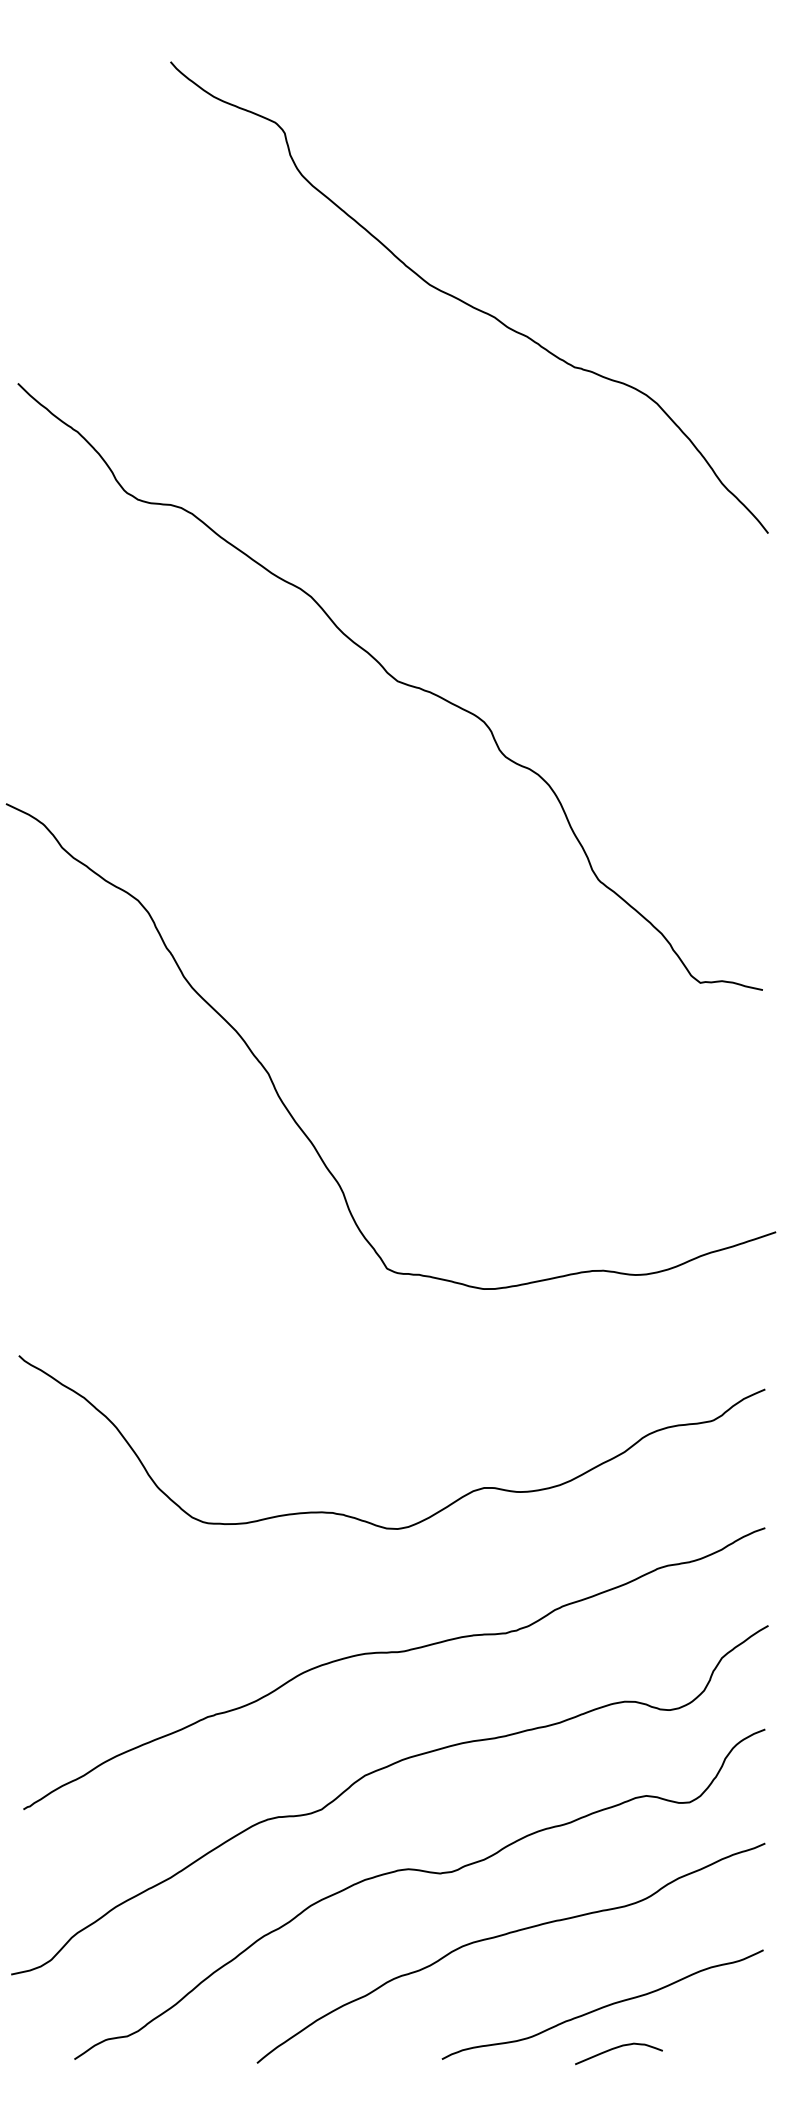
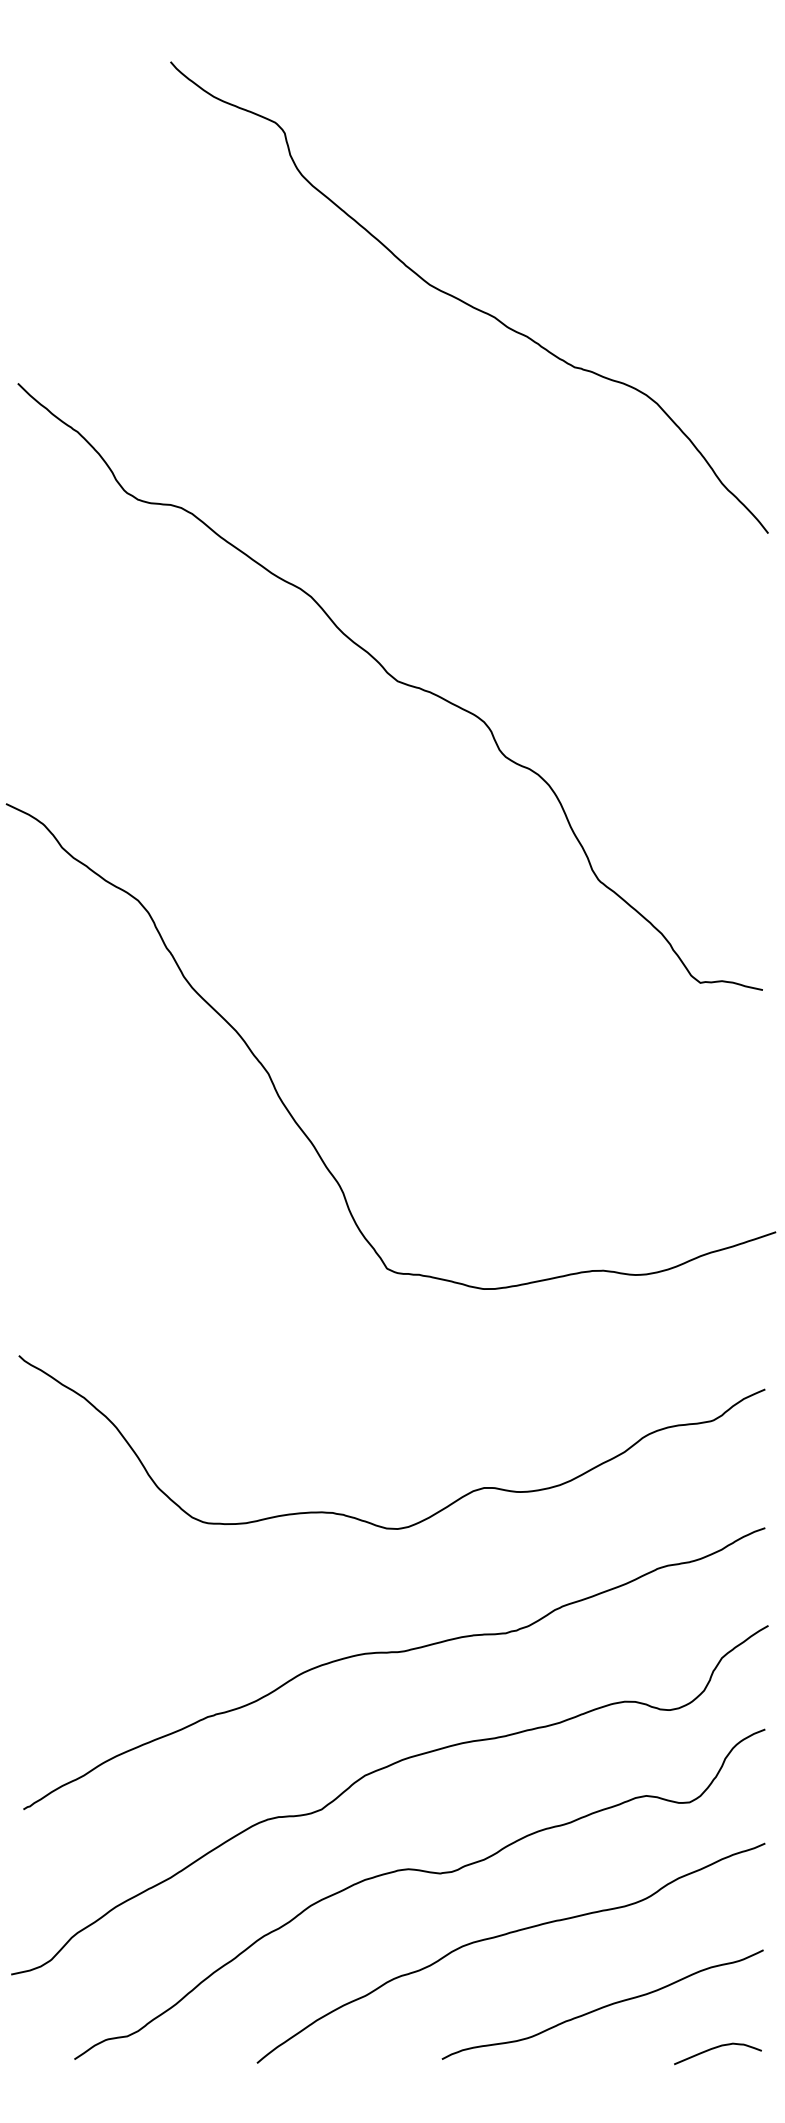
curve position: (617, 2048) -> (716, 2048) (716, 2048)
